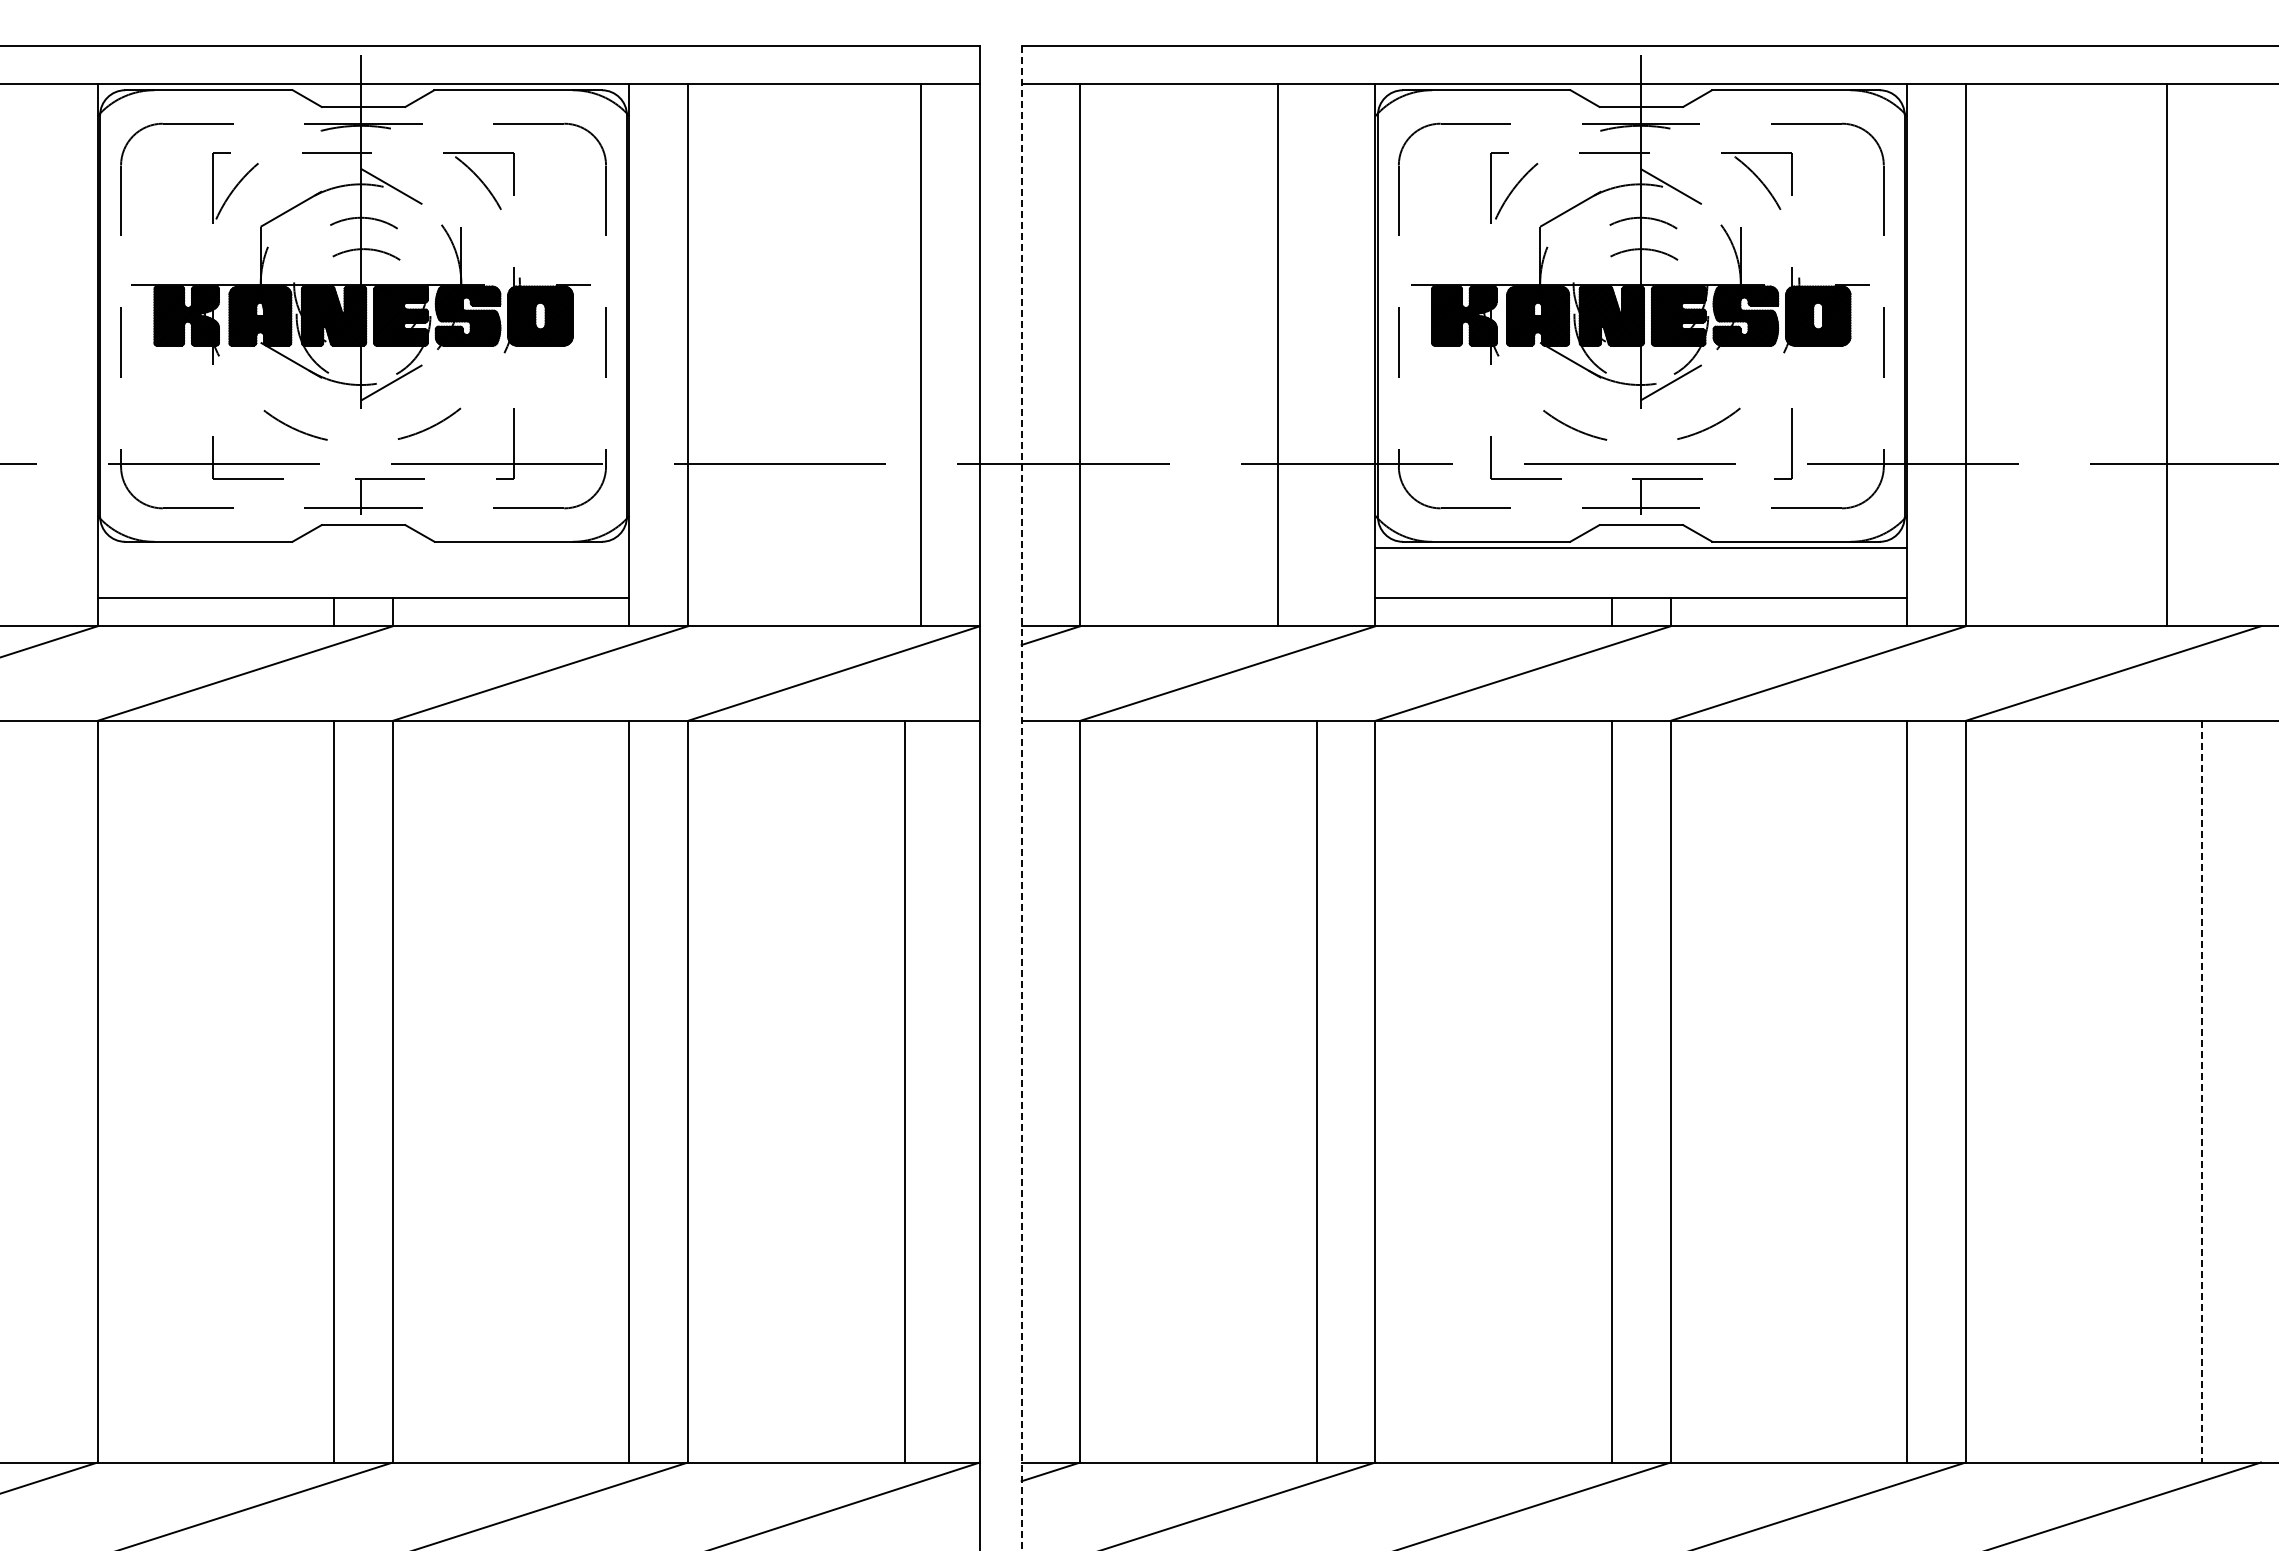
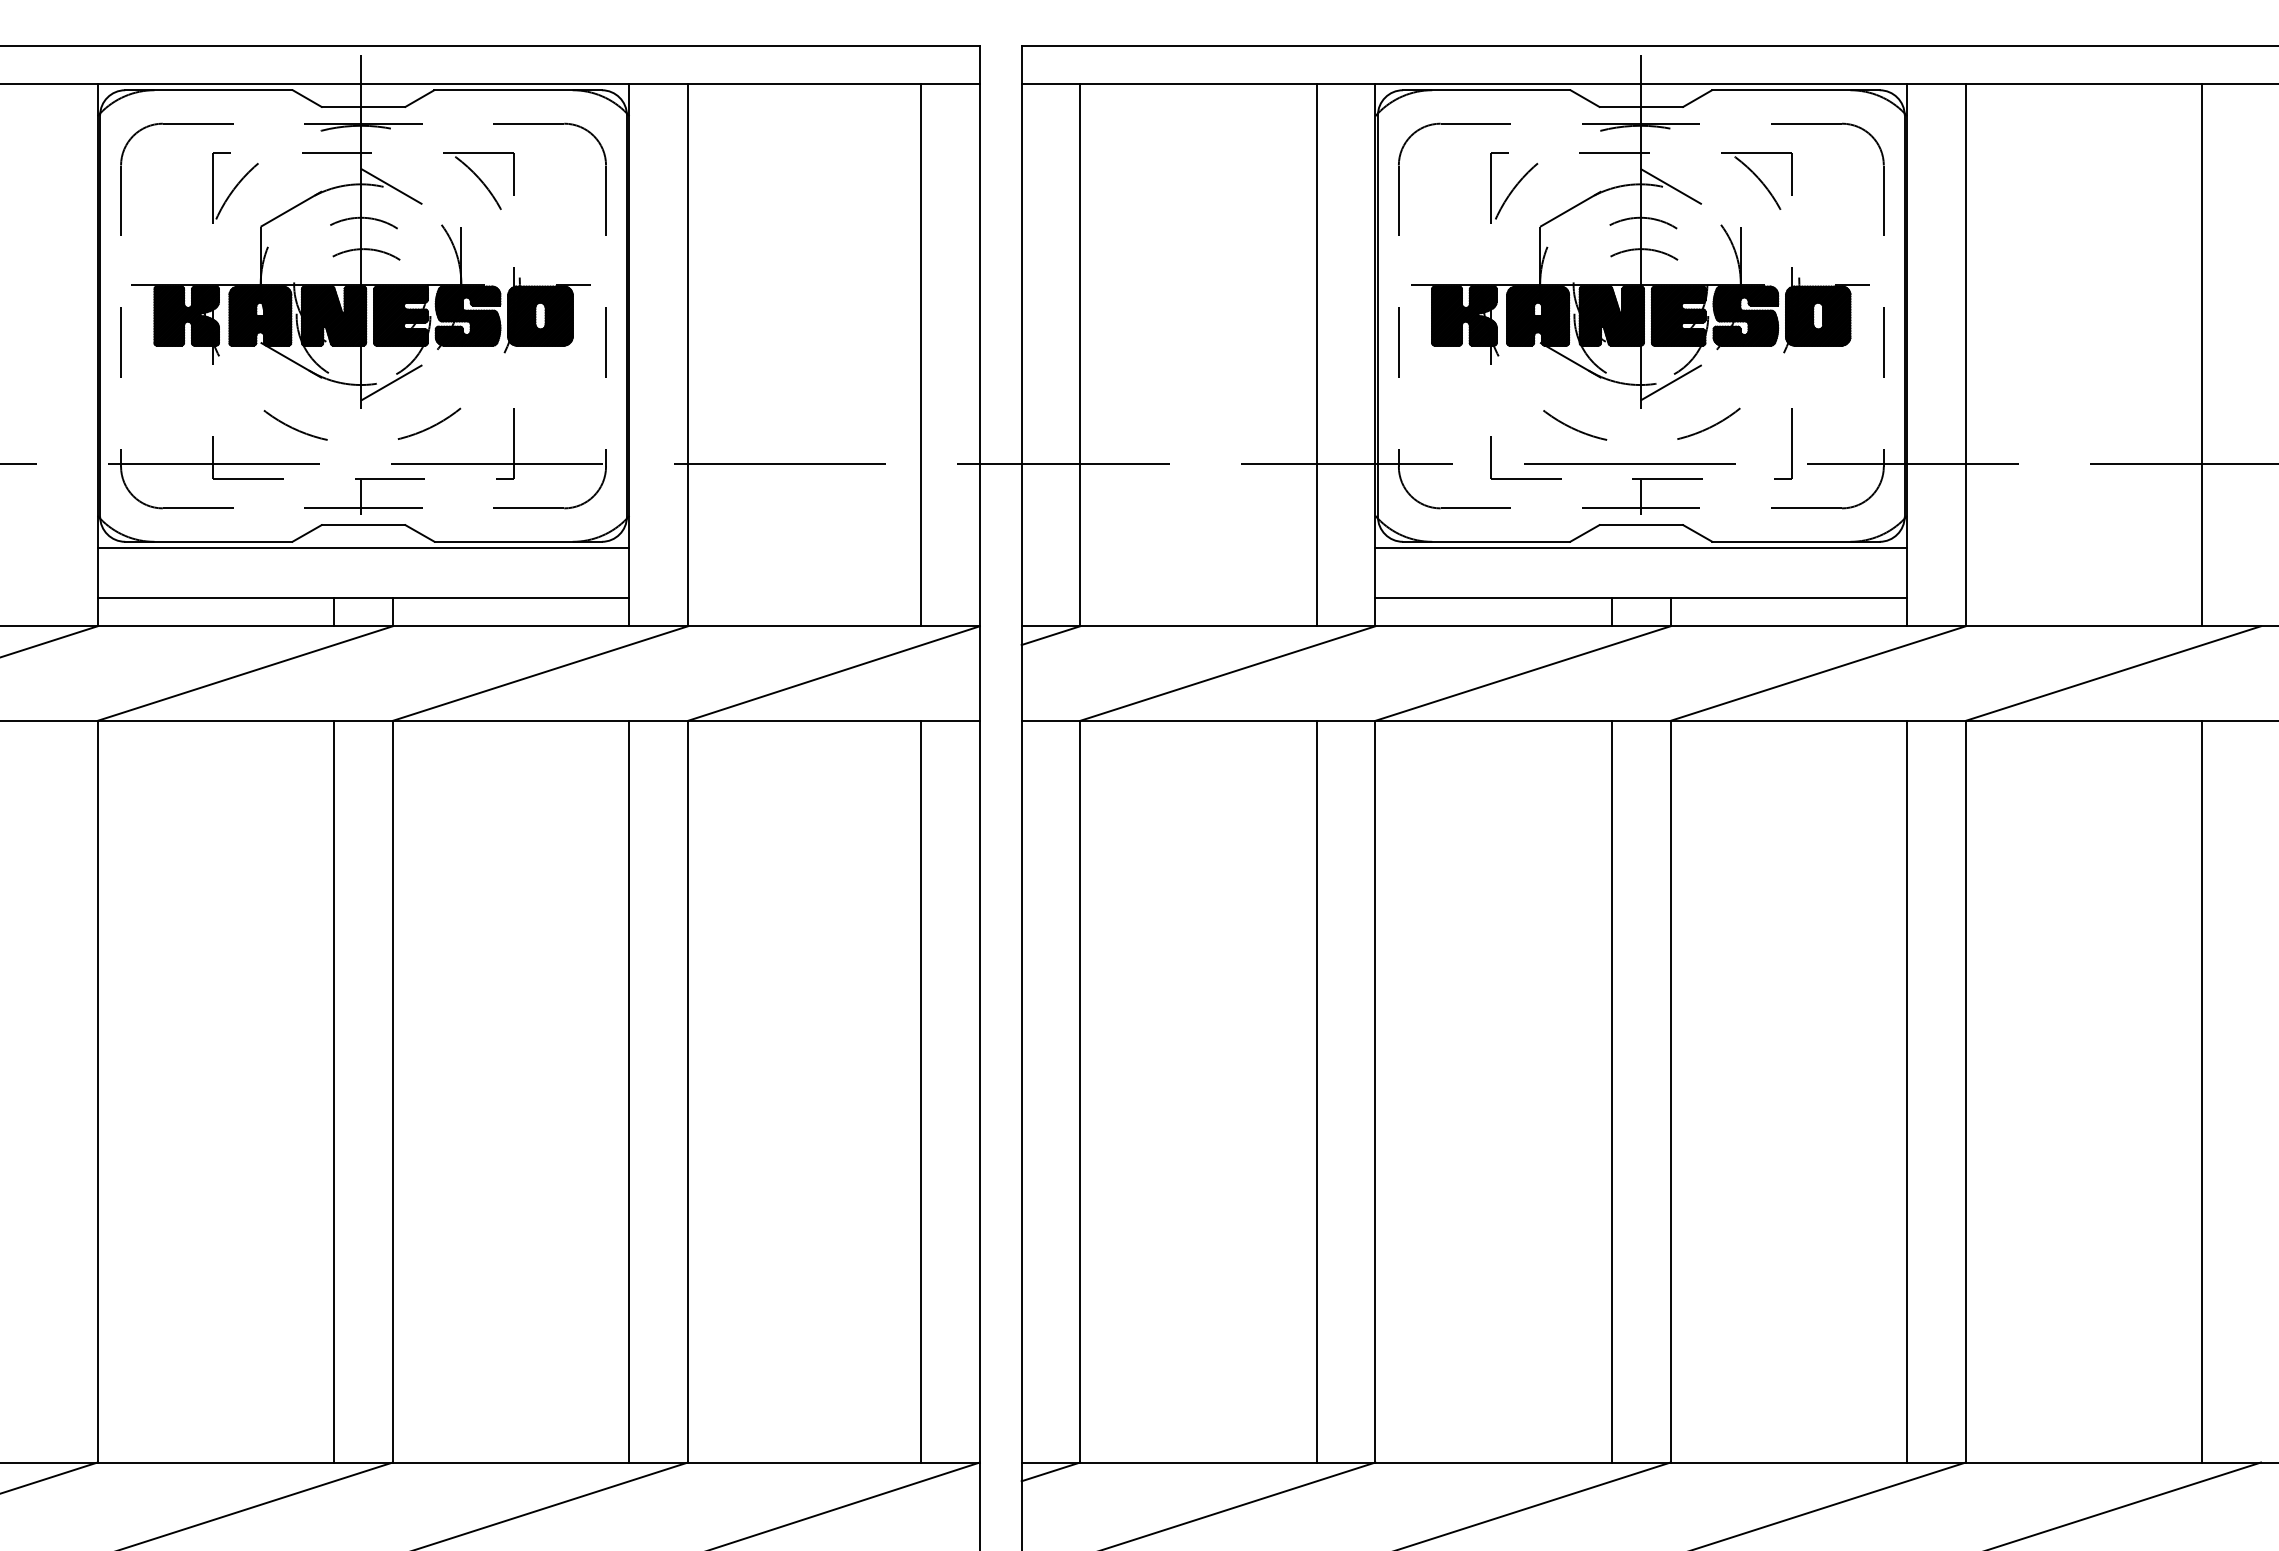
line position: (1277, 354) -> (1316, 354) (1316, 354)
line position: (2167, 354) -> (2202, 354) (2202, 354)
line: none -> present (363, 548)
line: dashed -> solid (1021, 799)
line position: (905, 1091) -> (921, 1091) (921, 1091)
line: dashed -> solid (2202, 1091)
